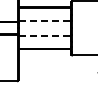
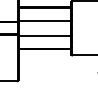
line: dashed -> solid (45, 20)
line: dashed -> solid (45, 35)
